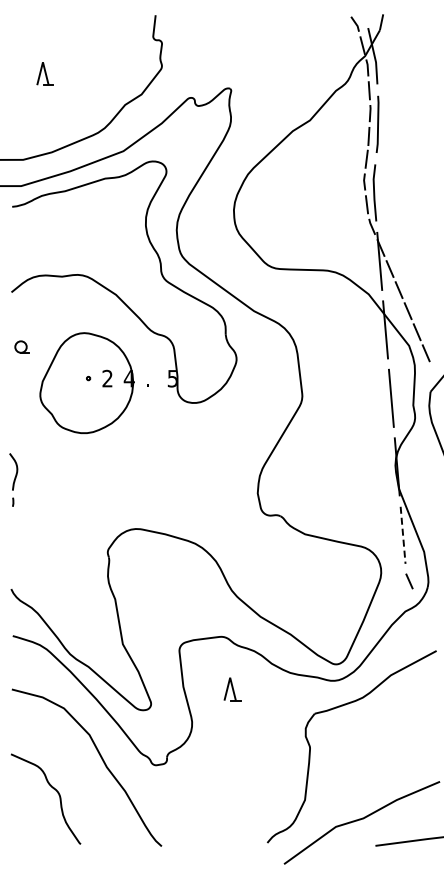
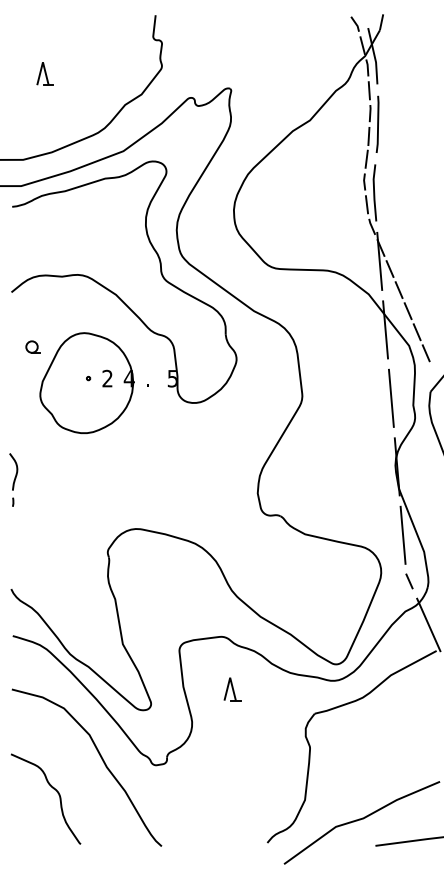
part position: (21, 346) -> (32, 346) (32, 346)
line: dashed -> solid (403, 535)
line: none -> present (428, 624)
